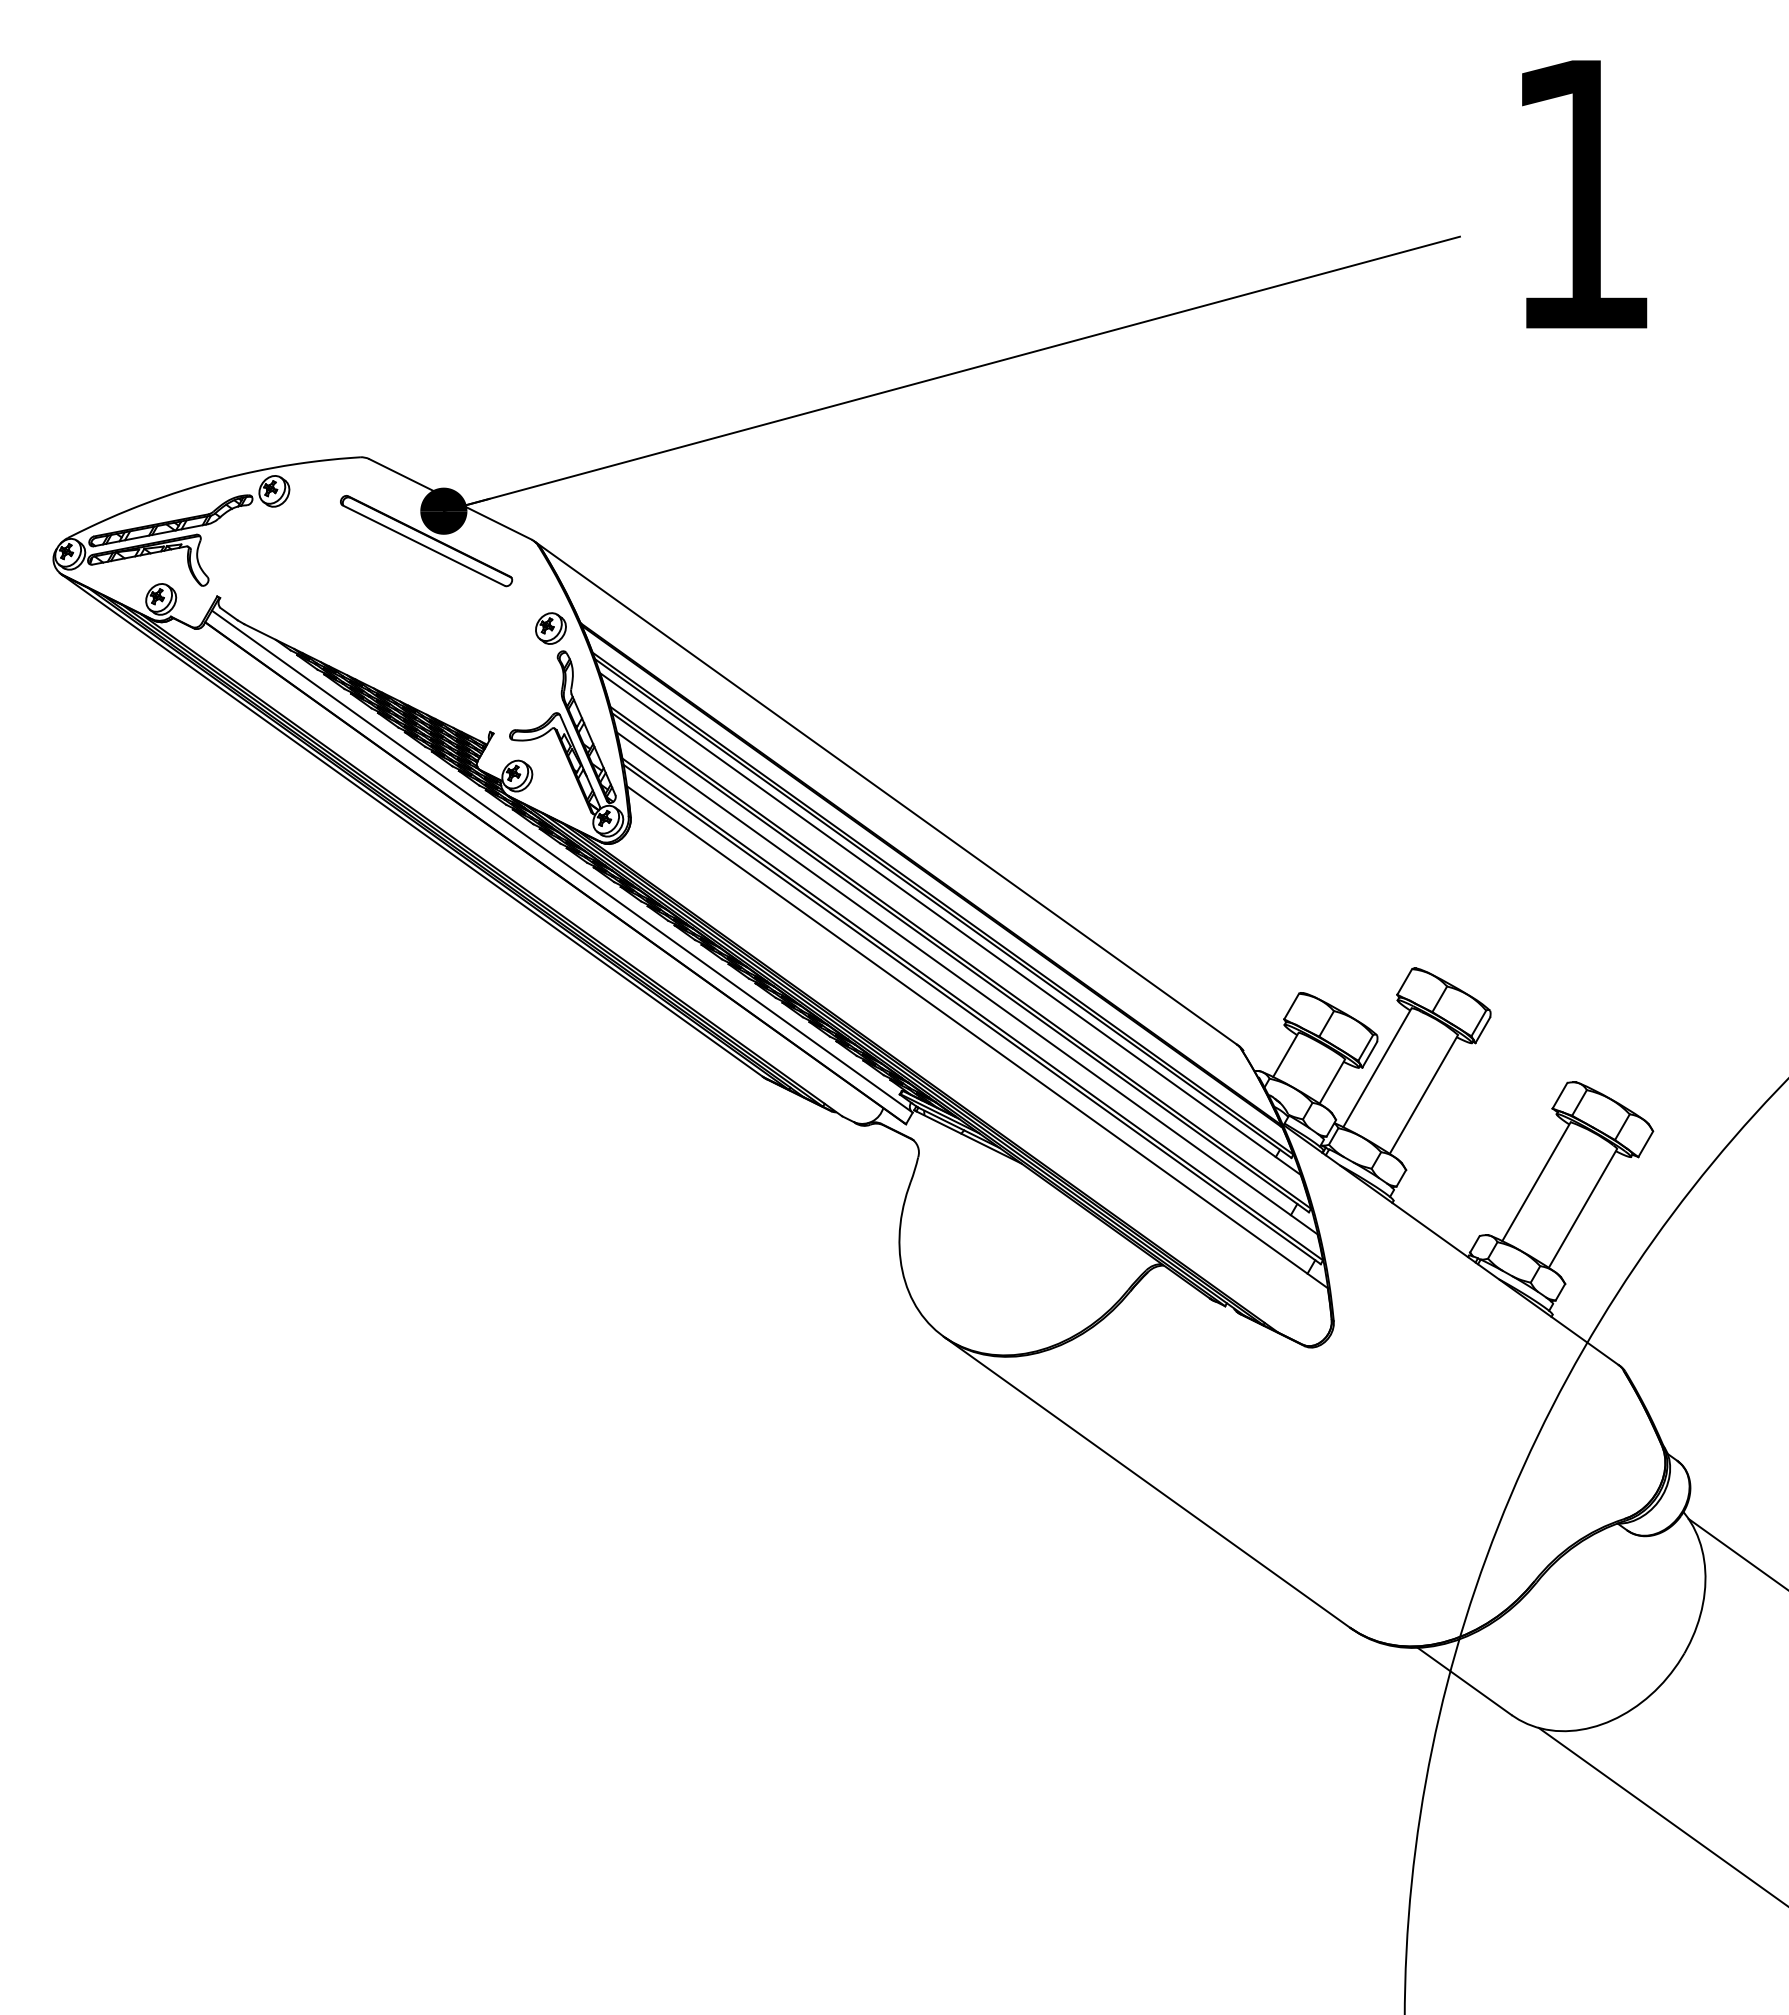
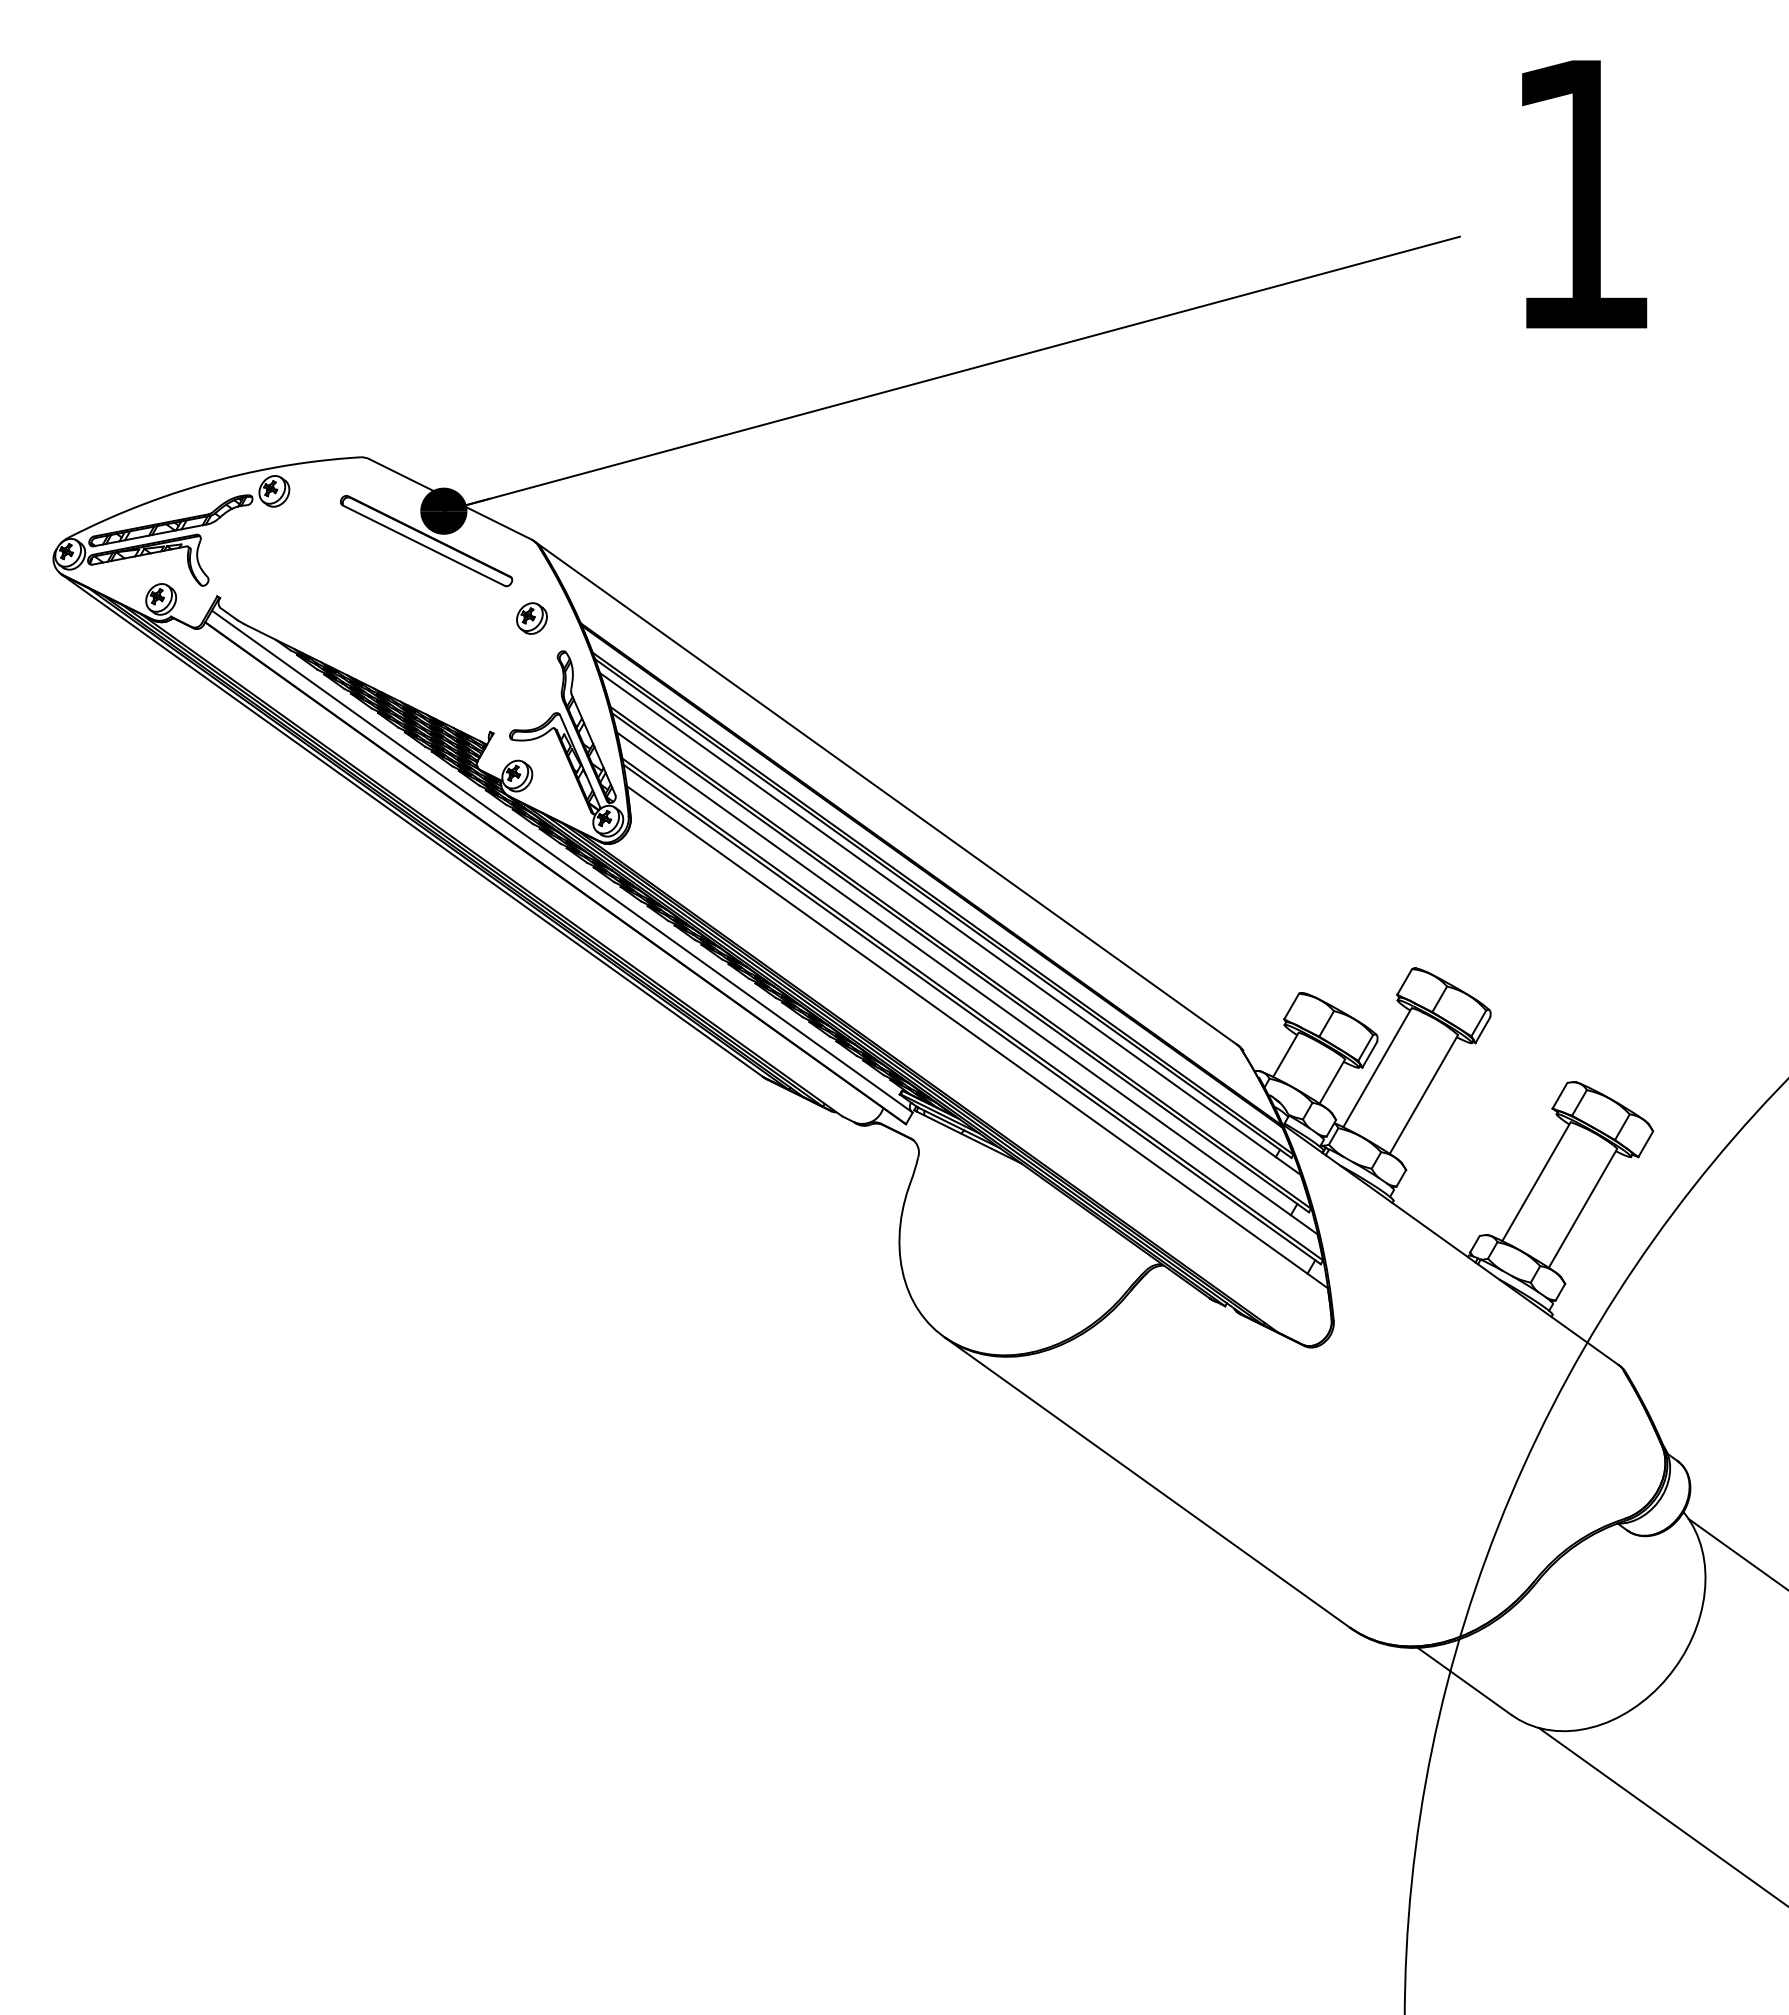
part position: (550, 628) -> (531, 618) (531, 618)
